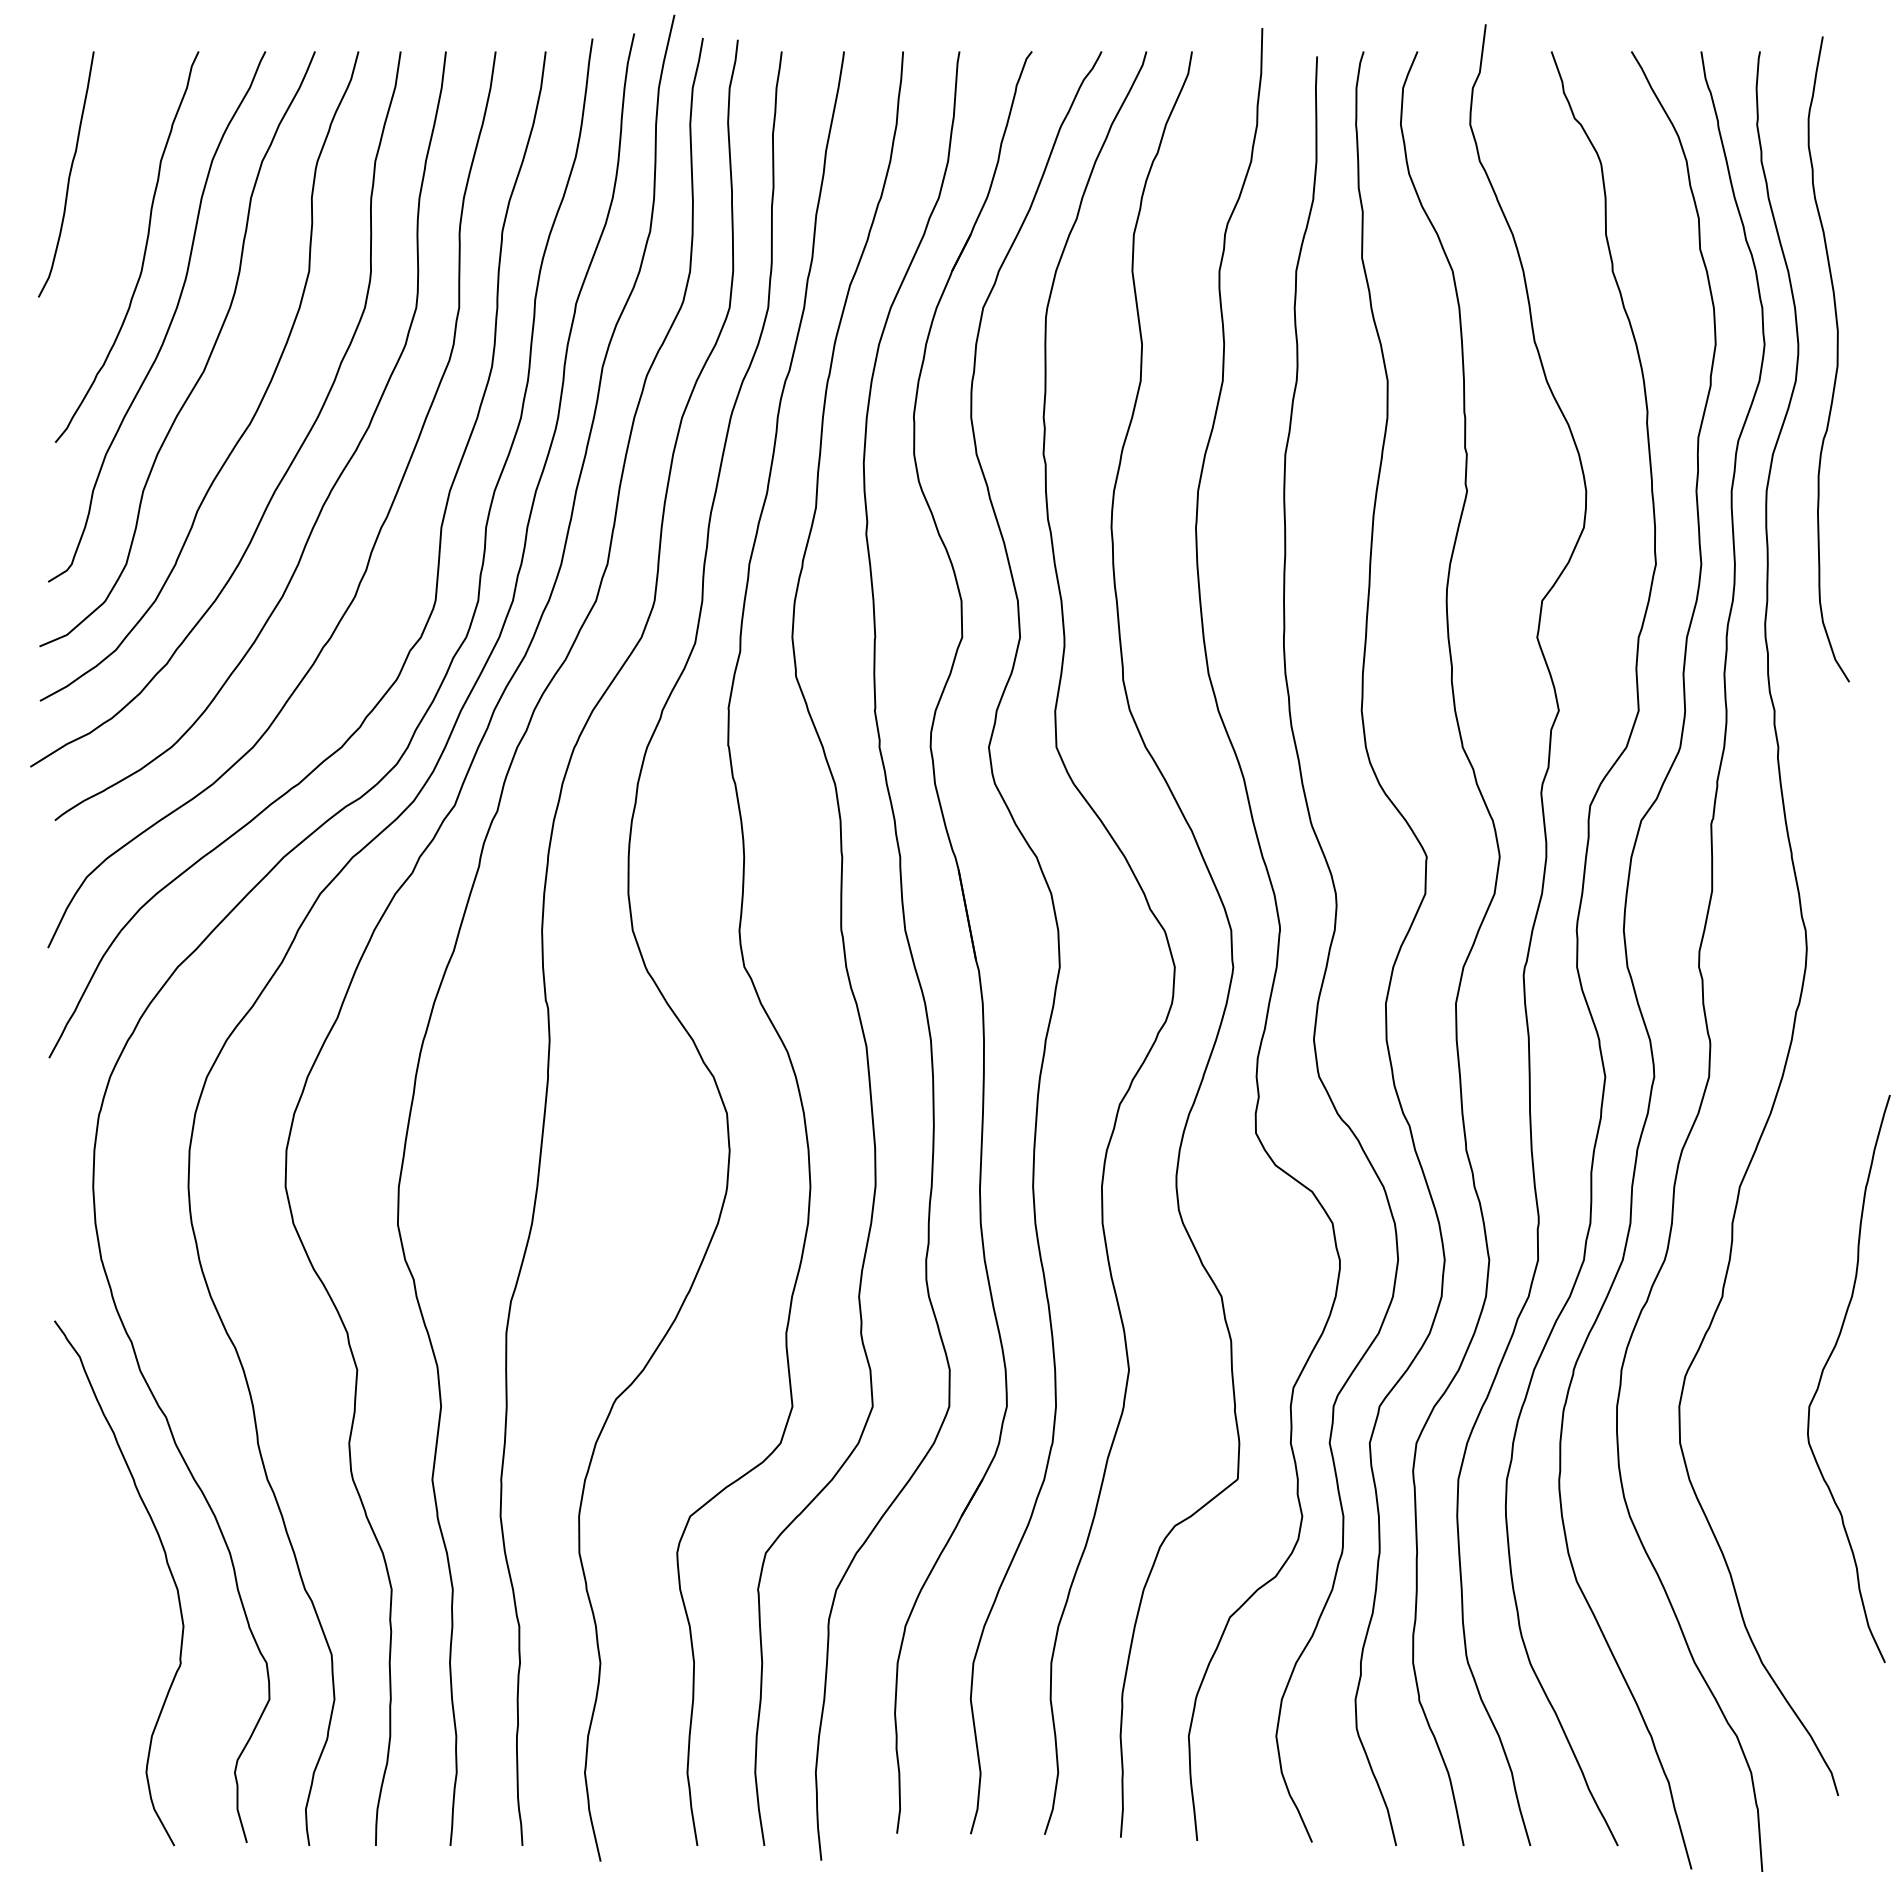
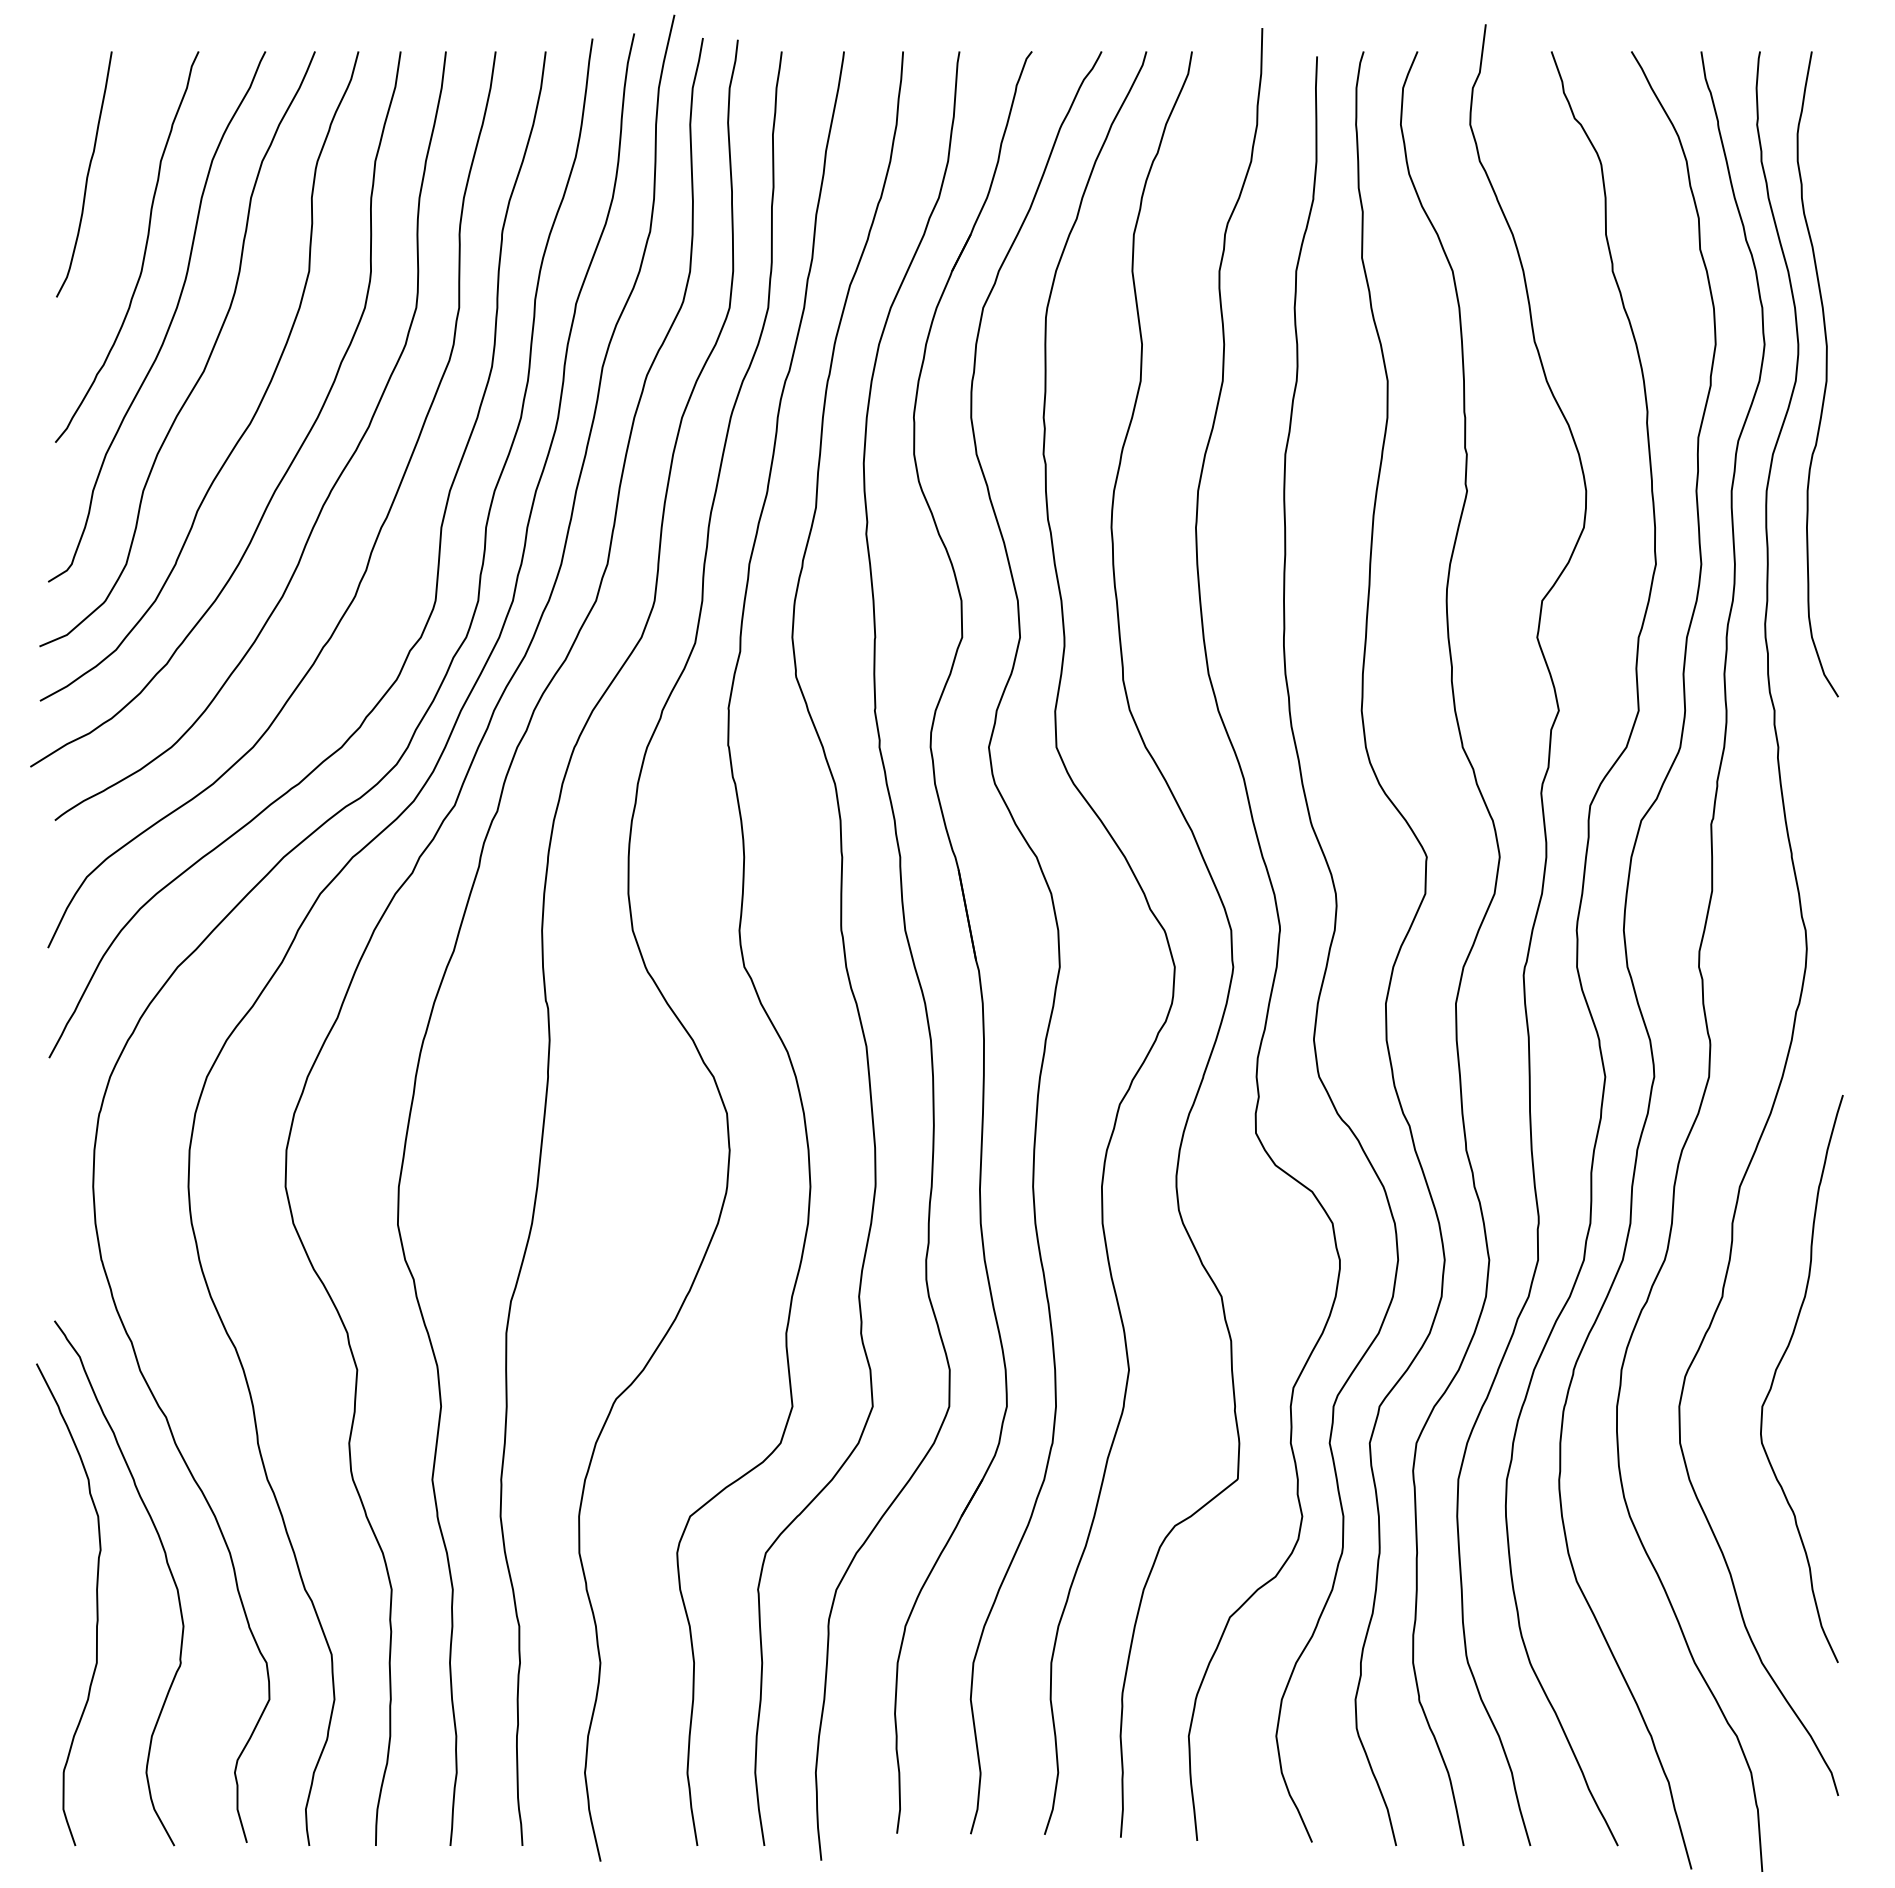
curve position: (68, 175) -> (86, 175) (86, 175)
curve position: (1836, 359) -> (1825, 374) (1825, 374)
curve position: (1825, 1367) -> (1778, 1367) (1778, 1367)
curve: none -> present (96, 1604)
